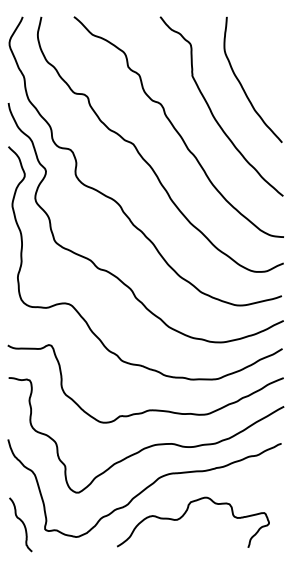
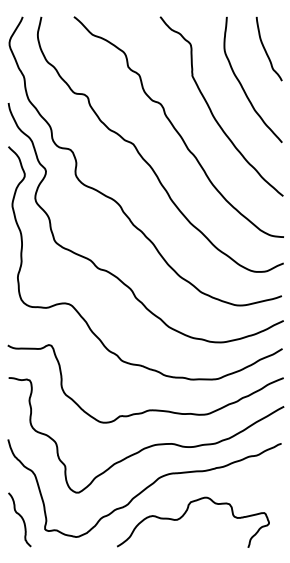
curve: none -> present (266, 50)
curve position: (21, 522) -> (20, 517) (20, 517)
